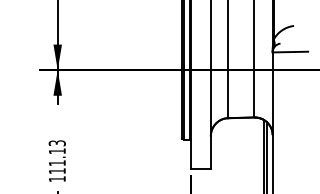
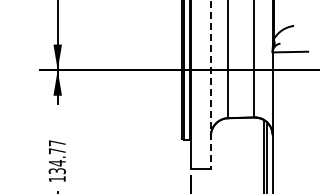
line: solid -> dashed (210, 84)
text: 111.13 -> 134.77 (56, 157)
